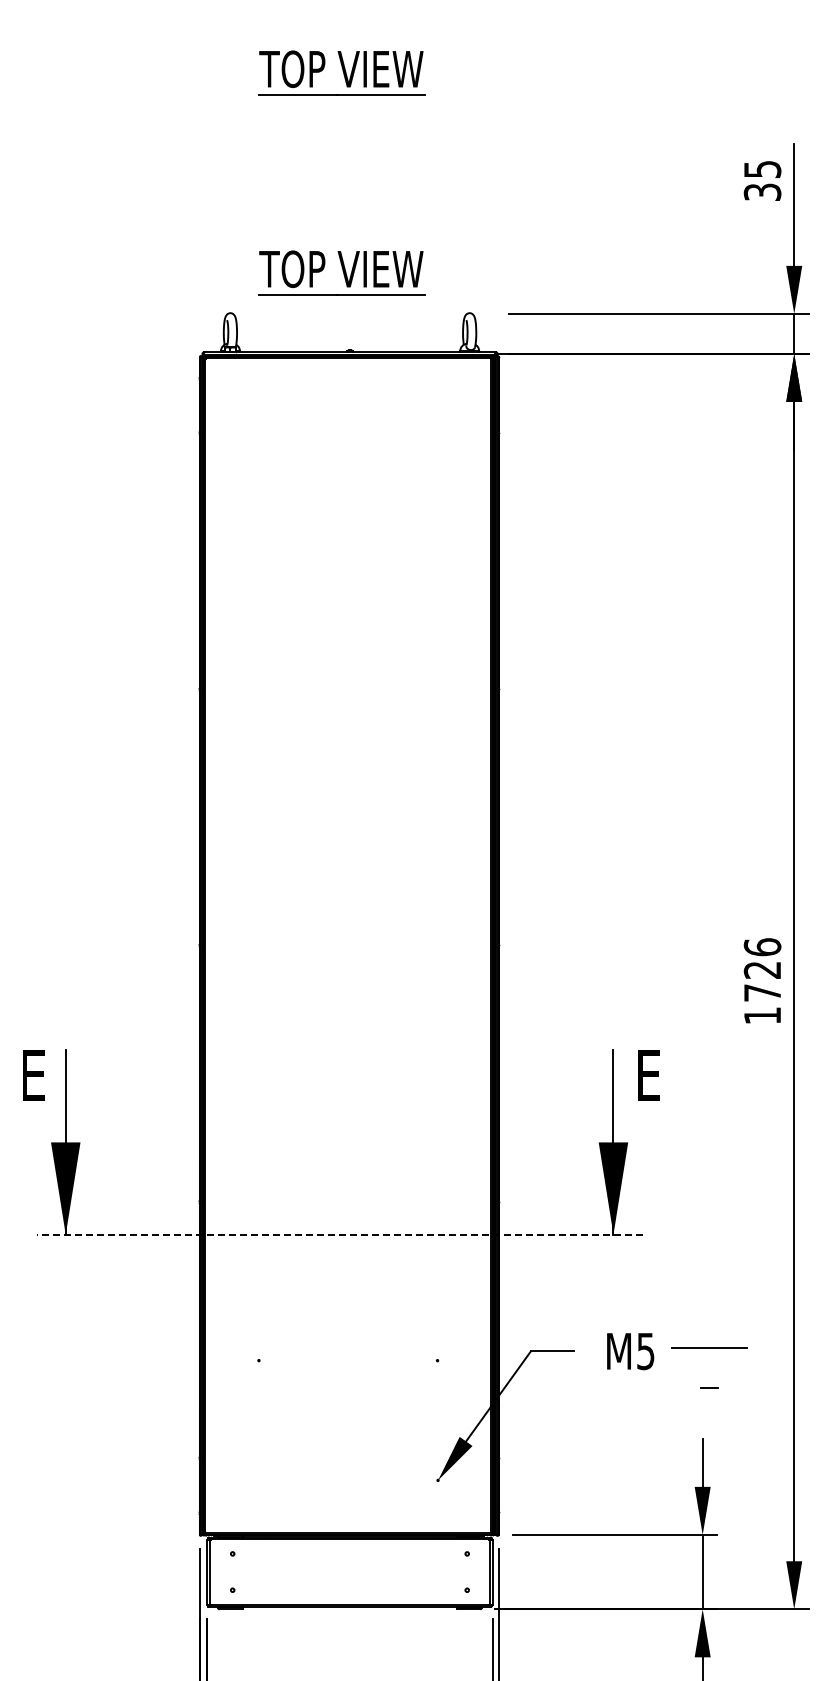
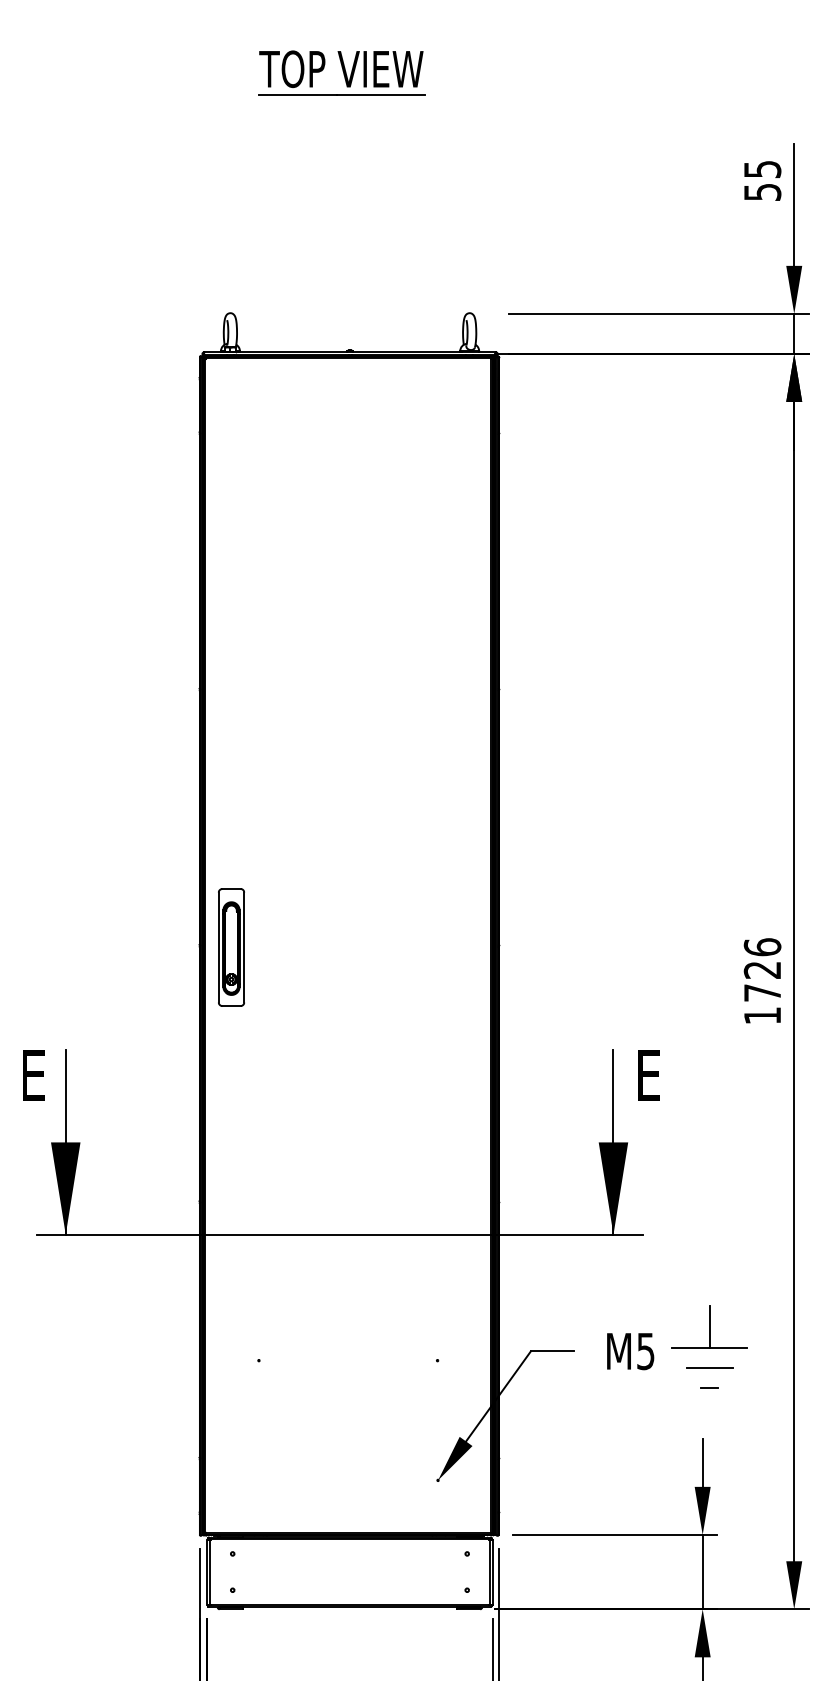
text: 35 -> 55 (761, 191)
part: present -> none (341, 272)
part: none -> present (231, 947)
line: dashed -> solid (339, 1234)
line: none -> present (709, 1326)
line: none -> present (709, 1368)
